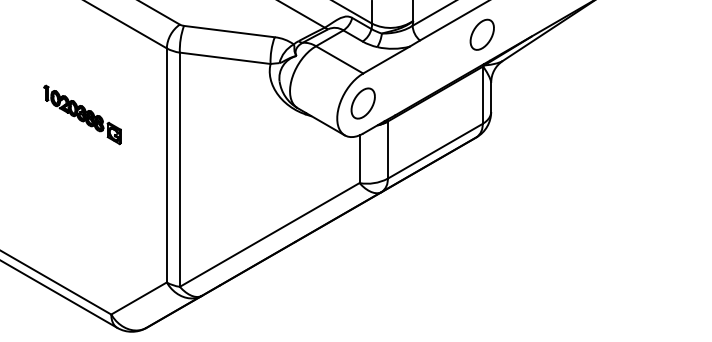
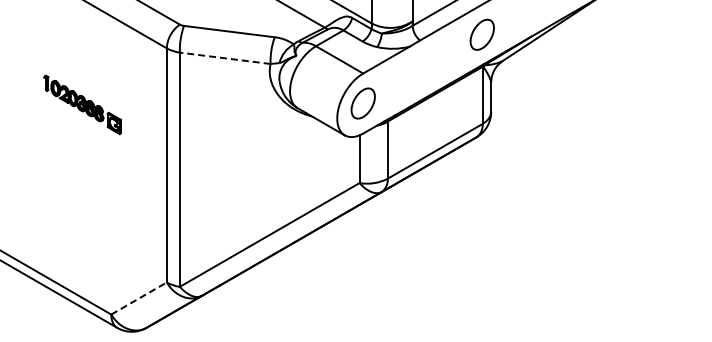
line: solid -> dashed (225, 58)
part position: (82, 114) -> (82, 104) (82, 104)
line: solid -> dashed (139, 298)
